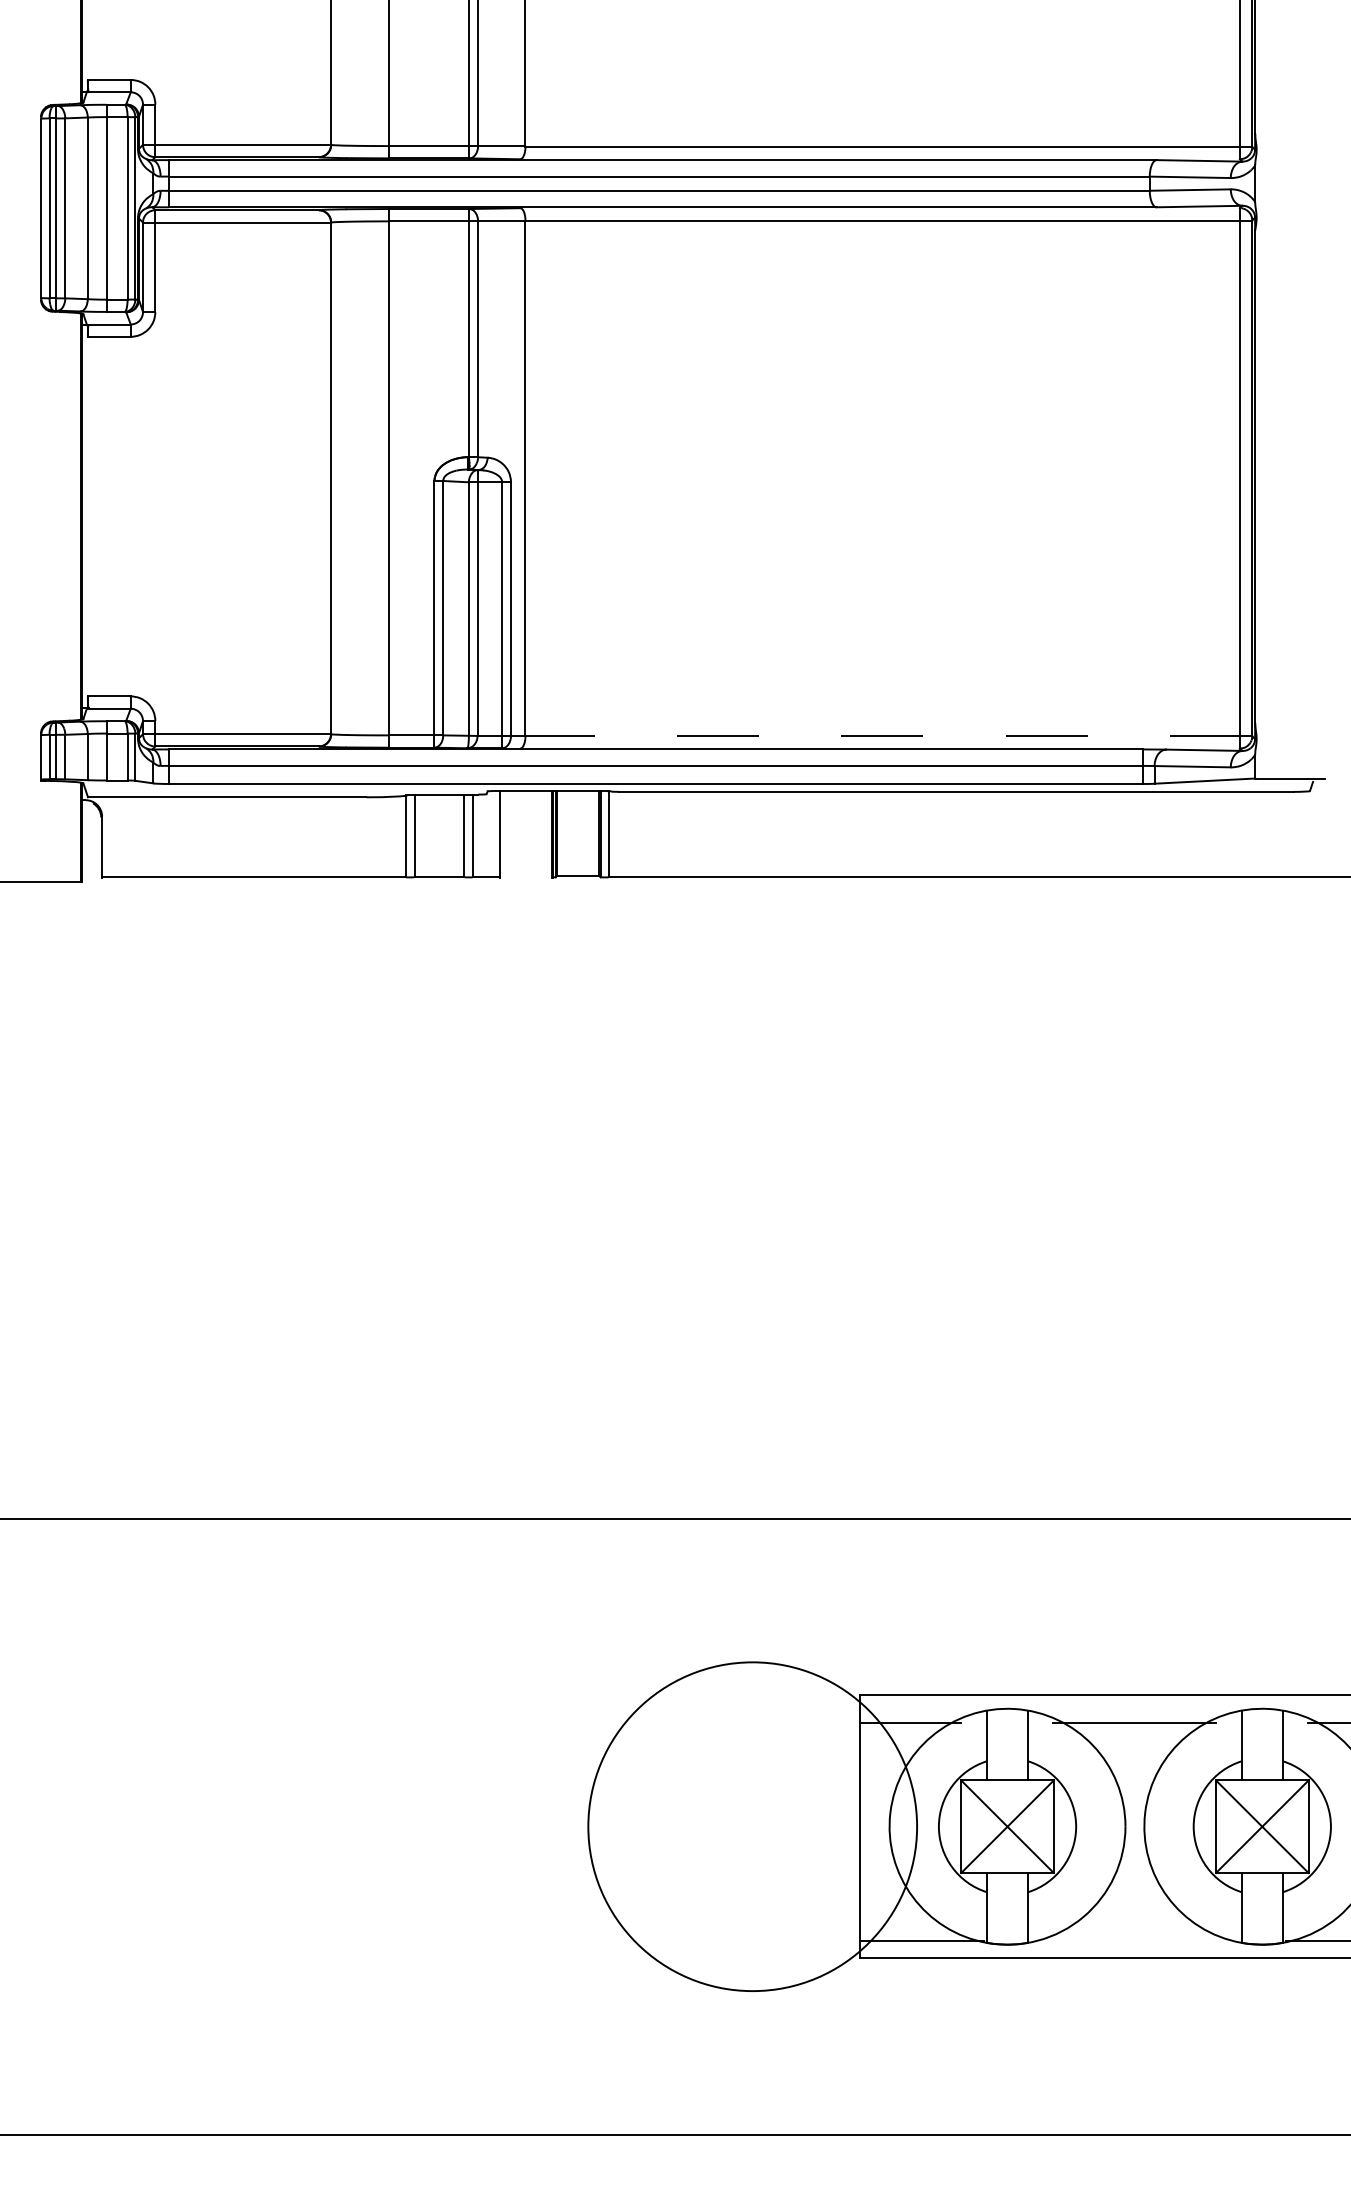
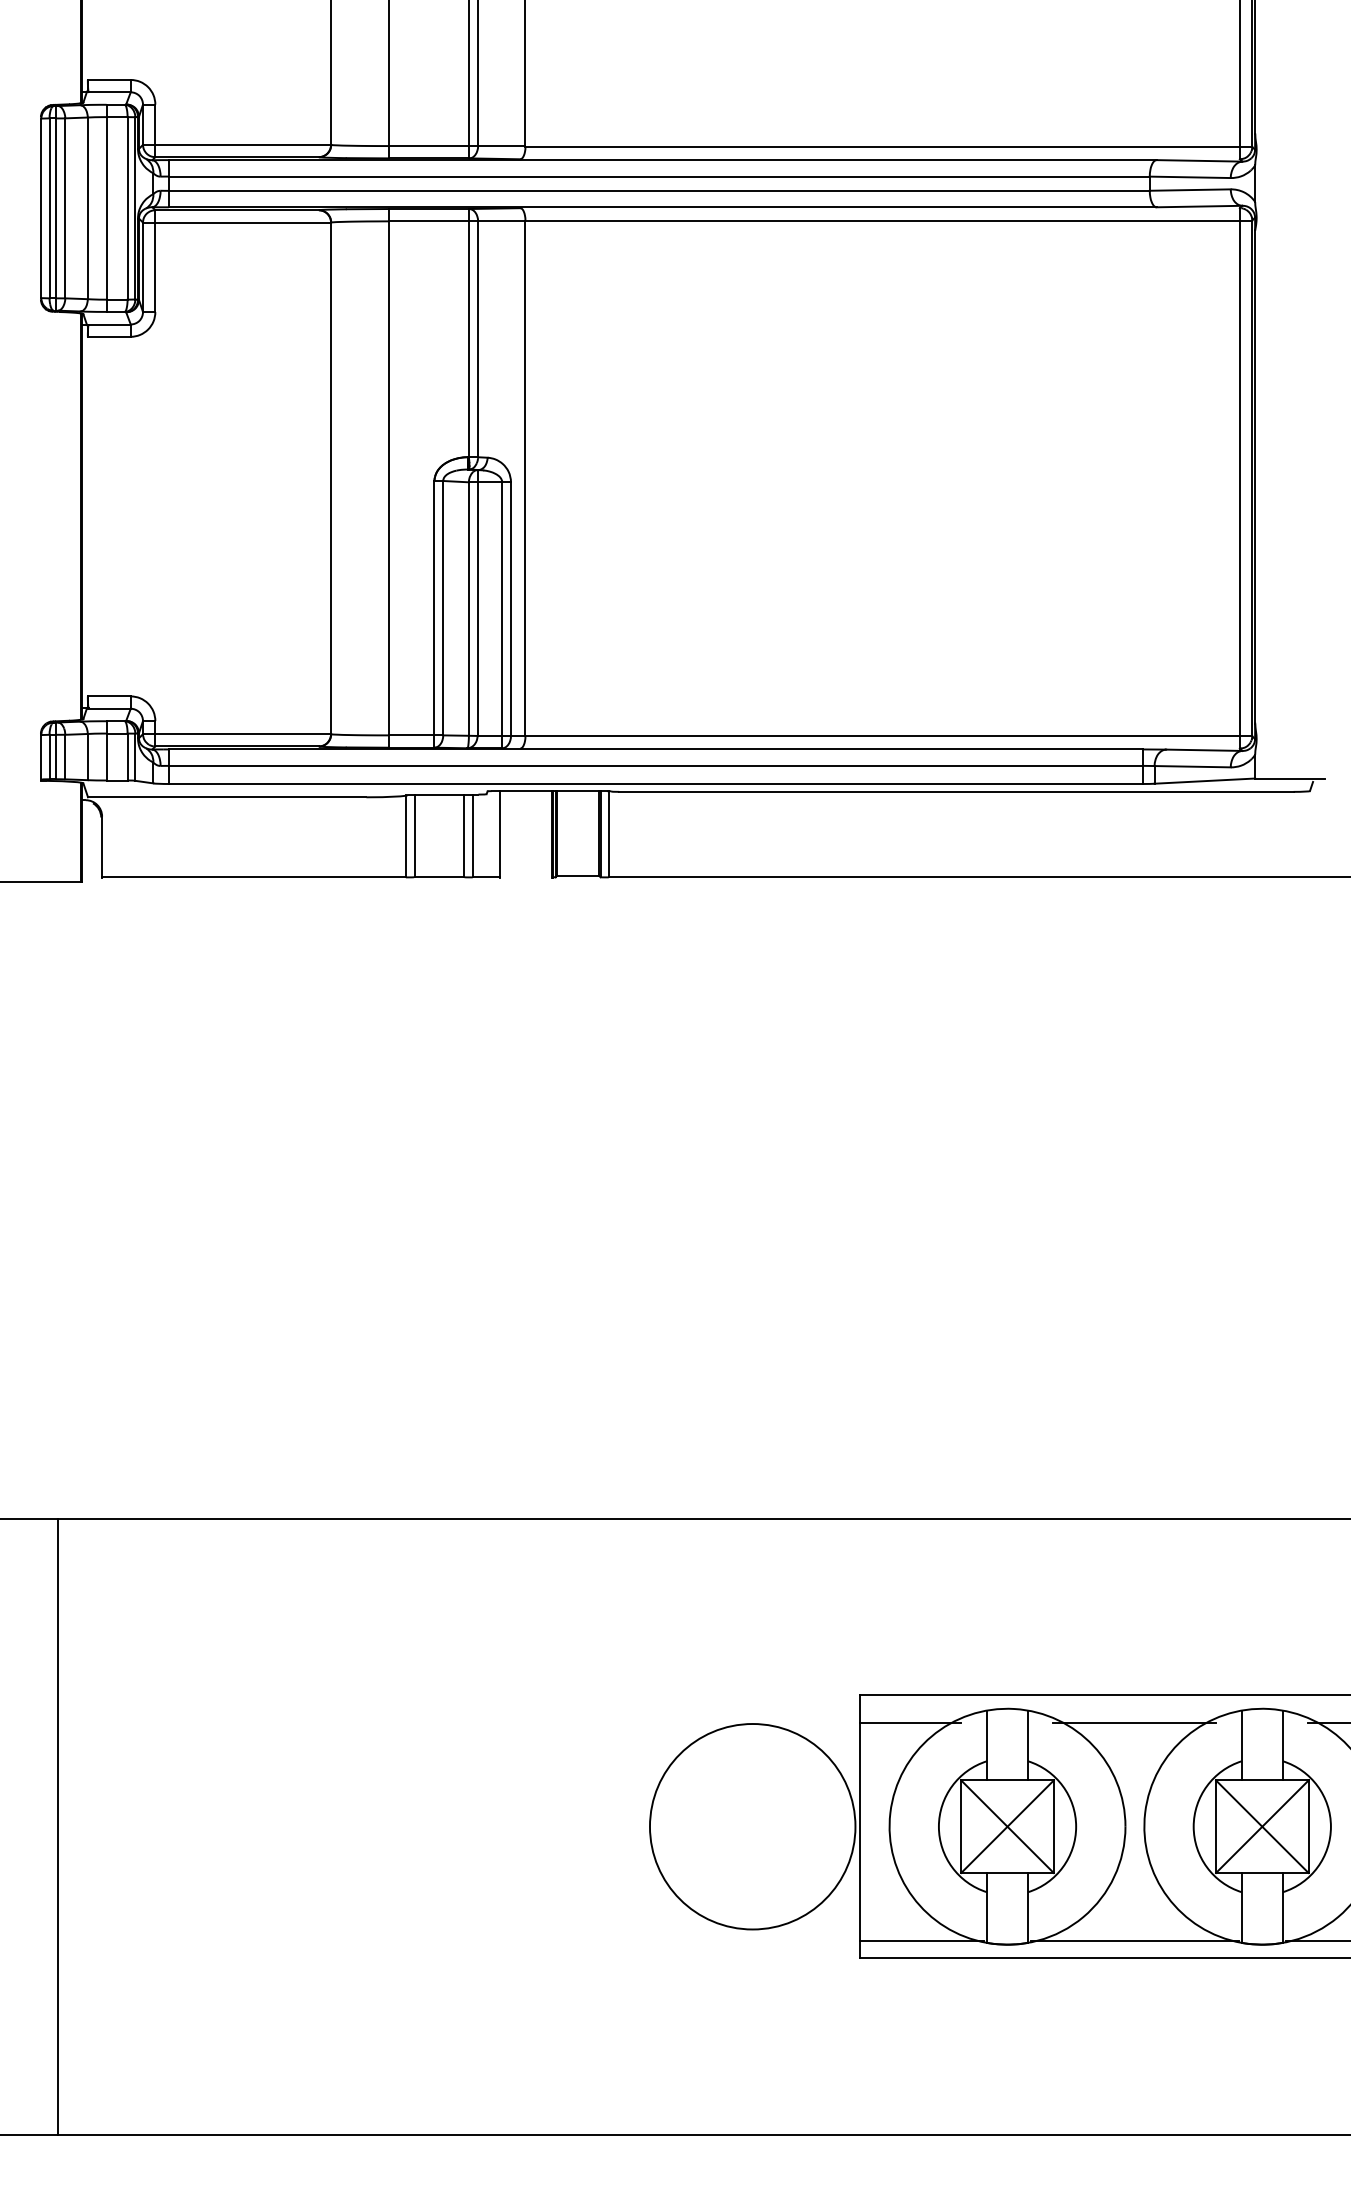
line: dashed -> solid (888, 736)
line: none -> present (58, 1826)
circle diameter: 329 px -> 205 px (752, 1826)
line: none -> present (1134, 1941)
